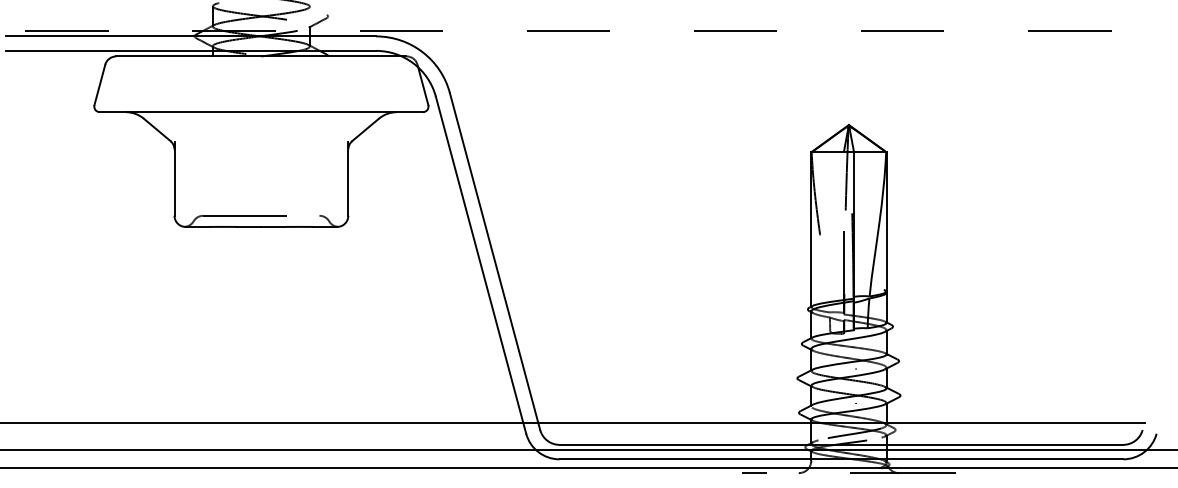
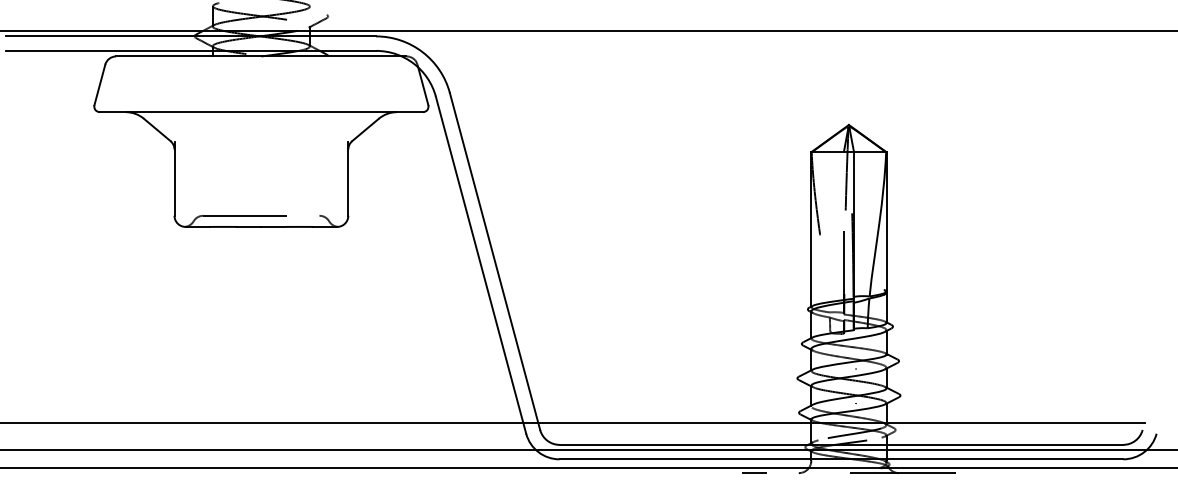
line: dashed -> solid (589, 30)
